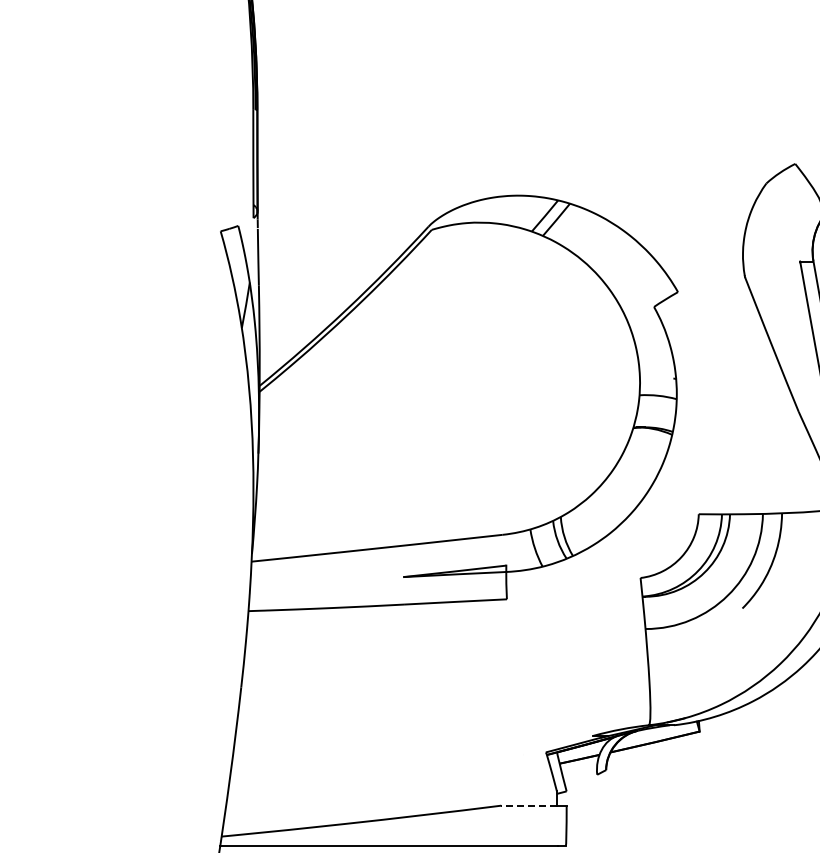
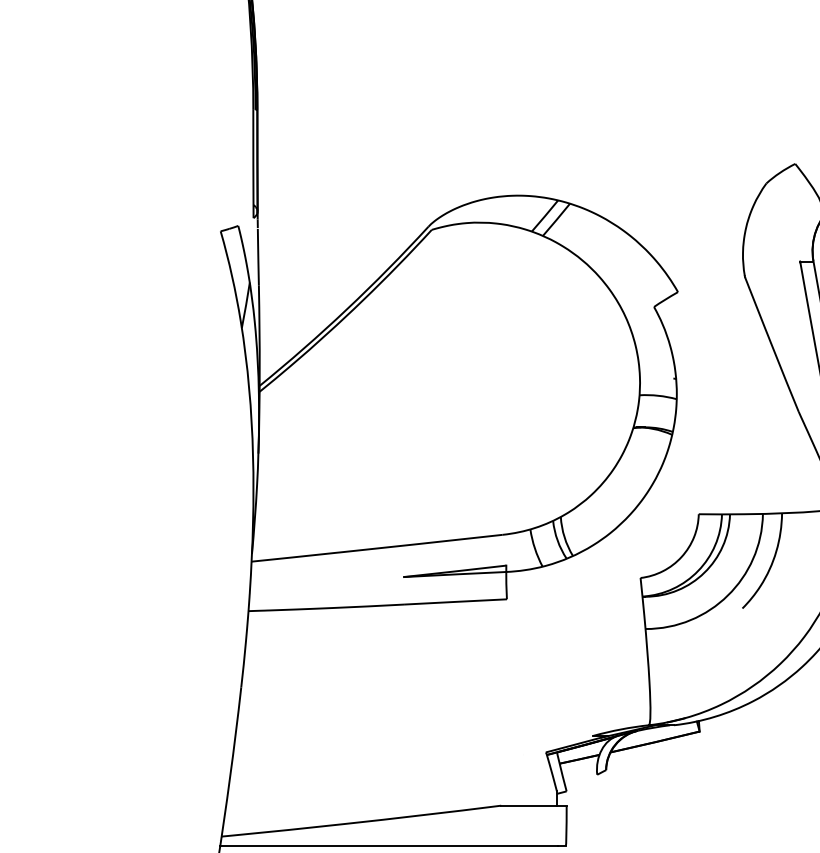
line: dashed -> solid (529, 805)
